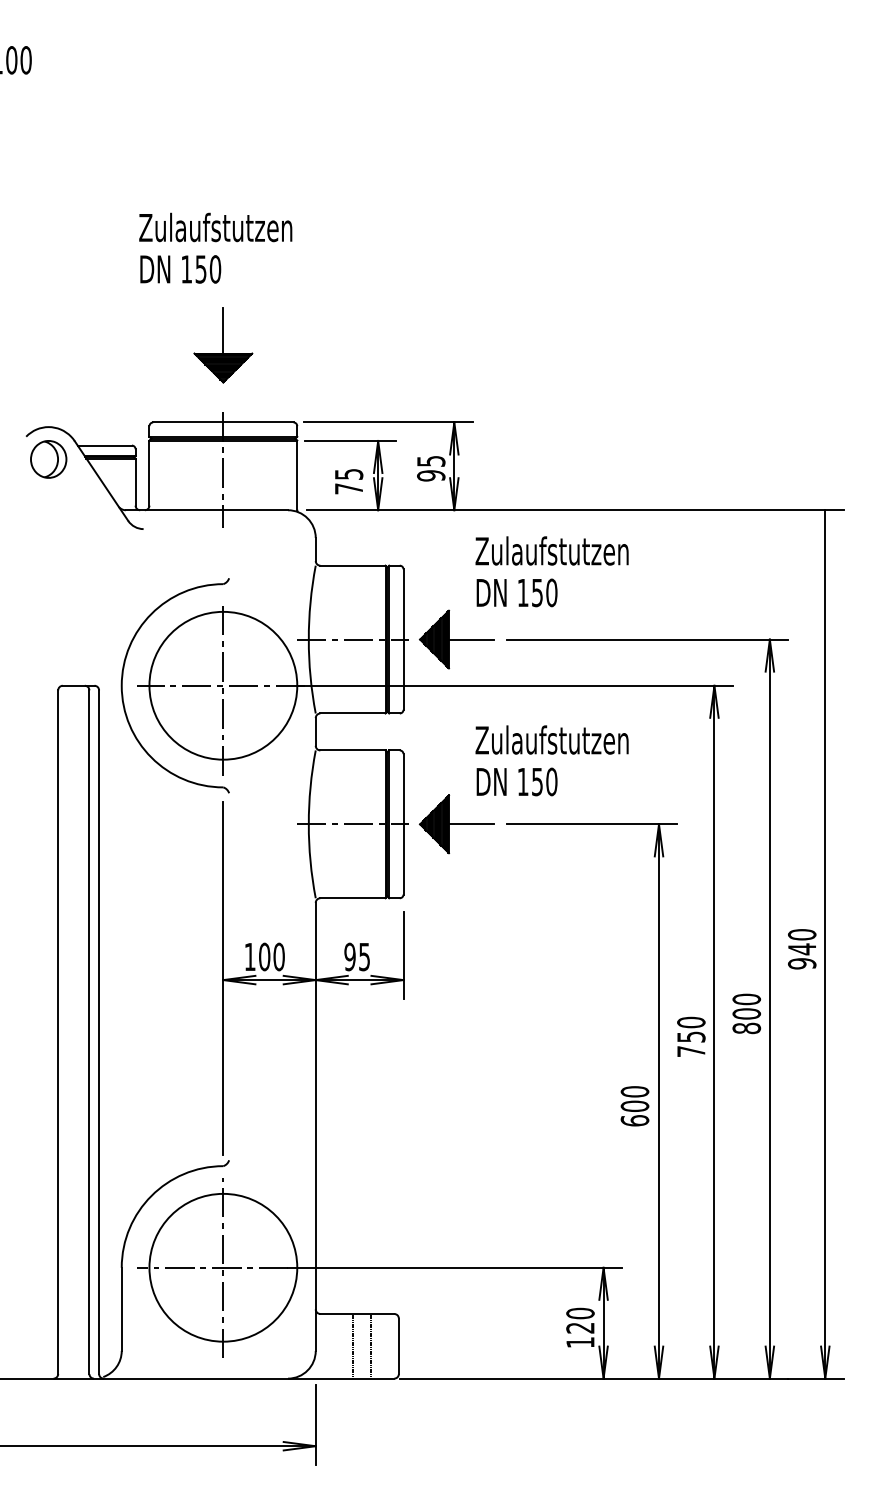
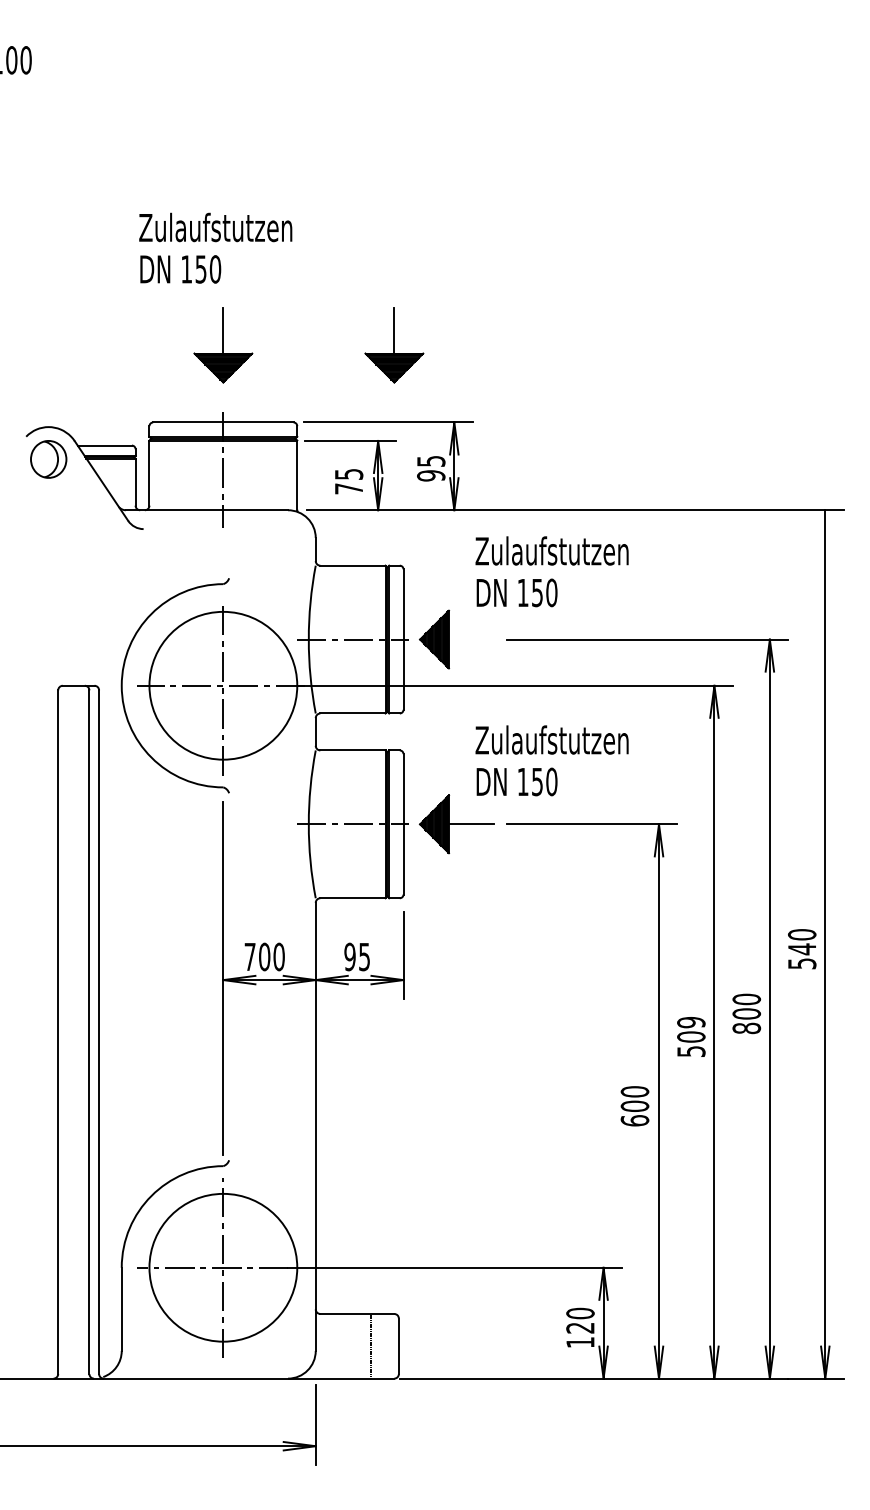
part: none -> present (394, 345)
line: present -> none (470, 639)
text: 100 -> 700 (249, 956)
text: 940 -> 540 (802, 963)
text: 750 -> 509 (691, 1036)
line: present -> none (352, 1345)
